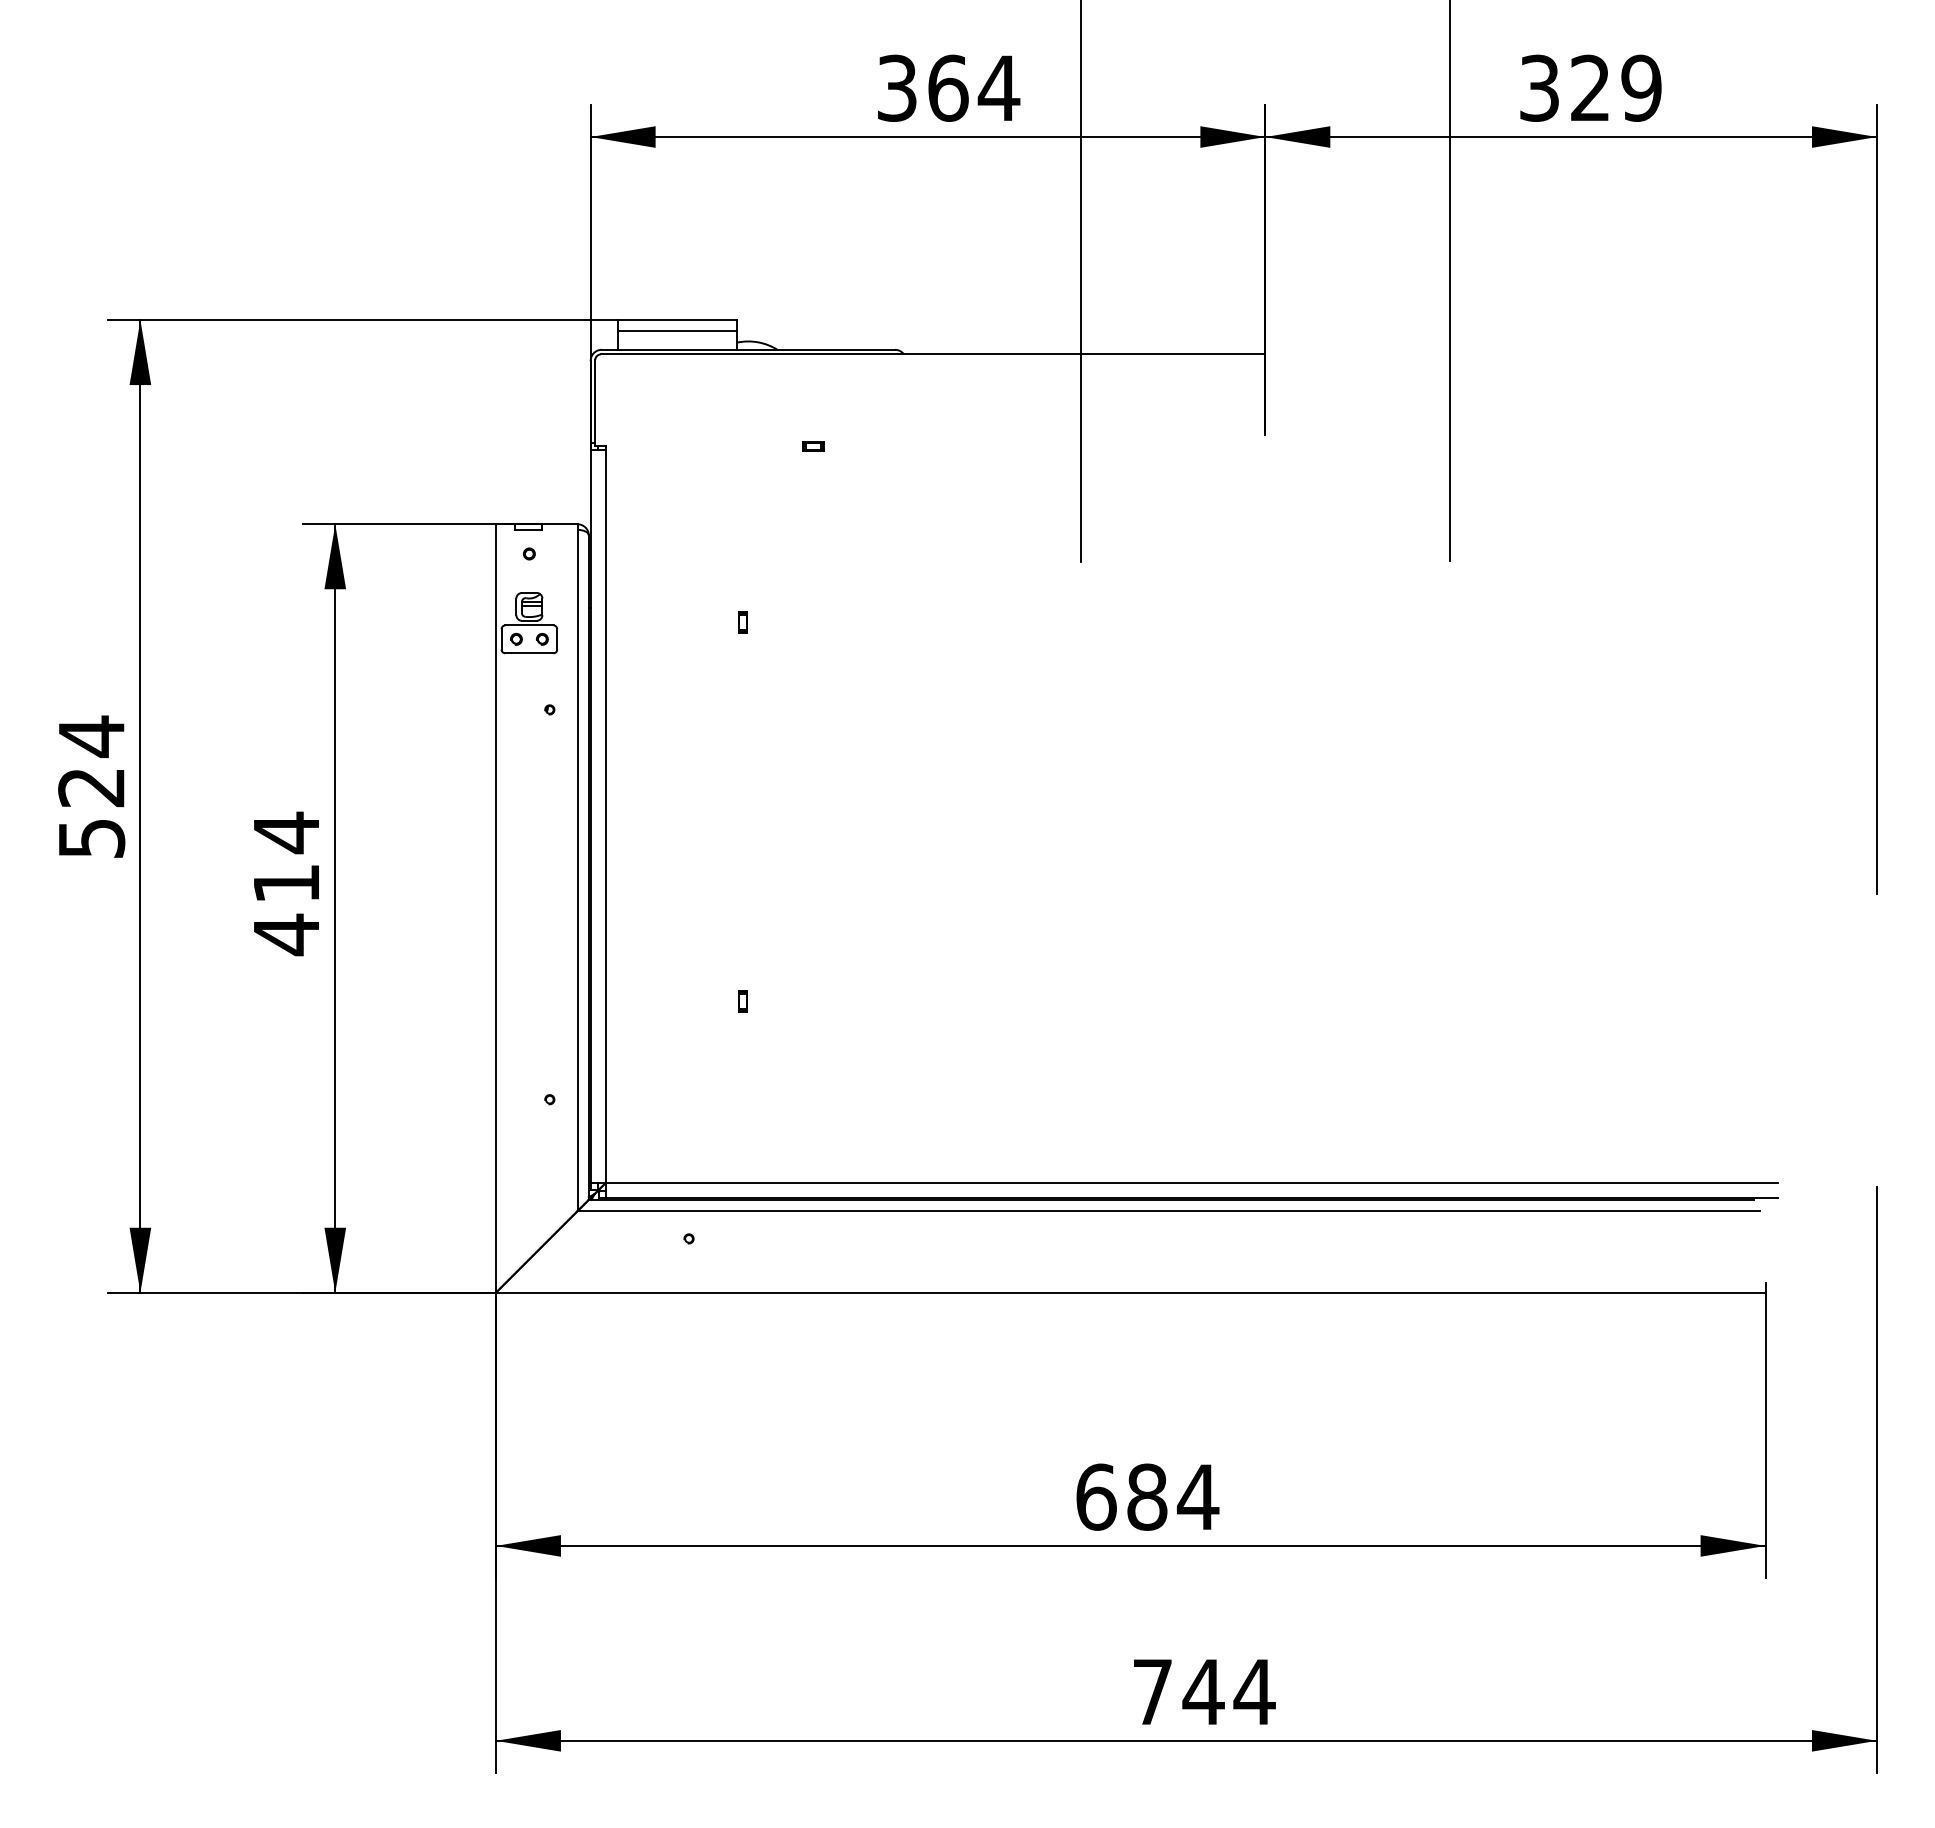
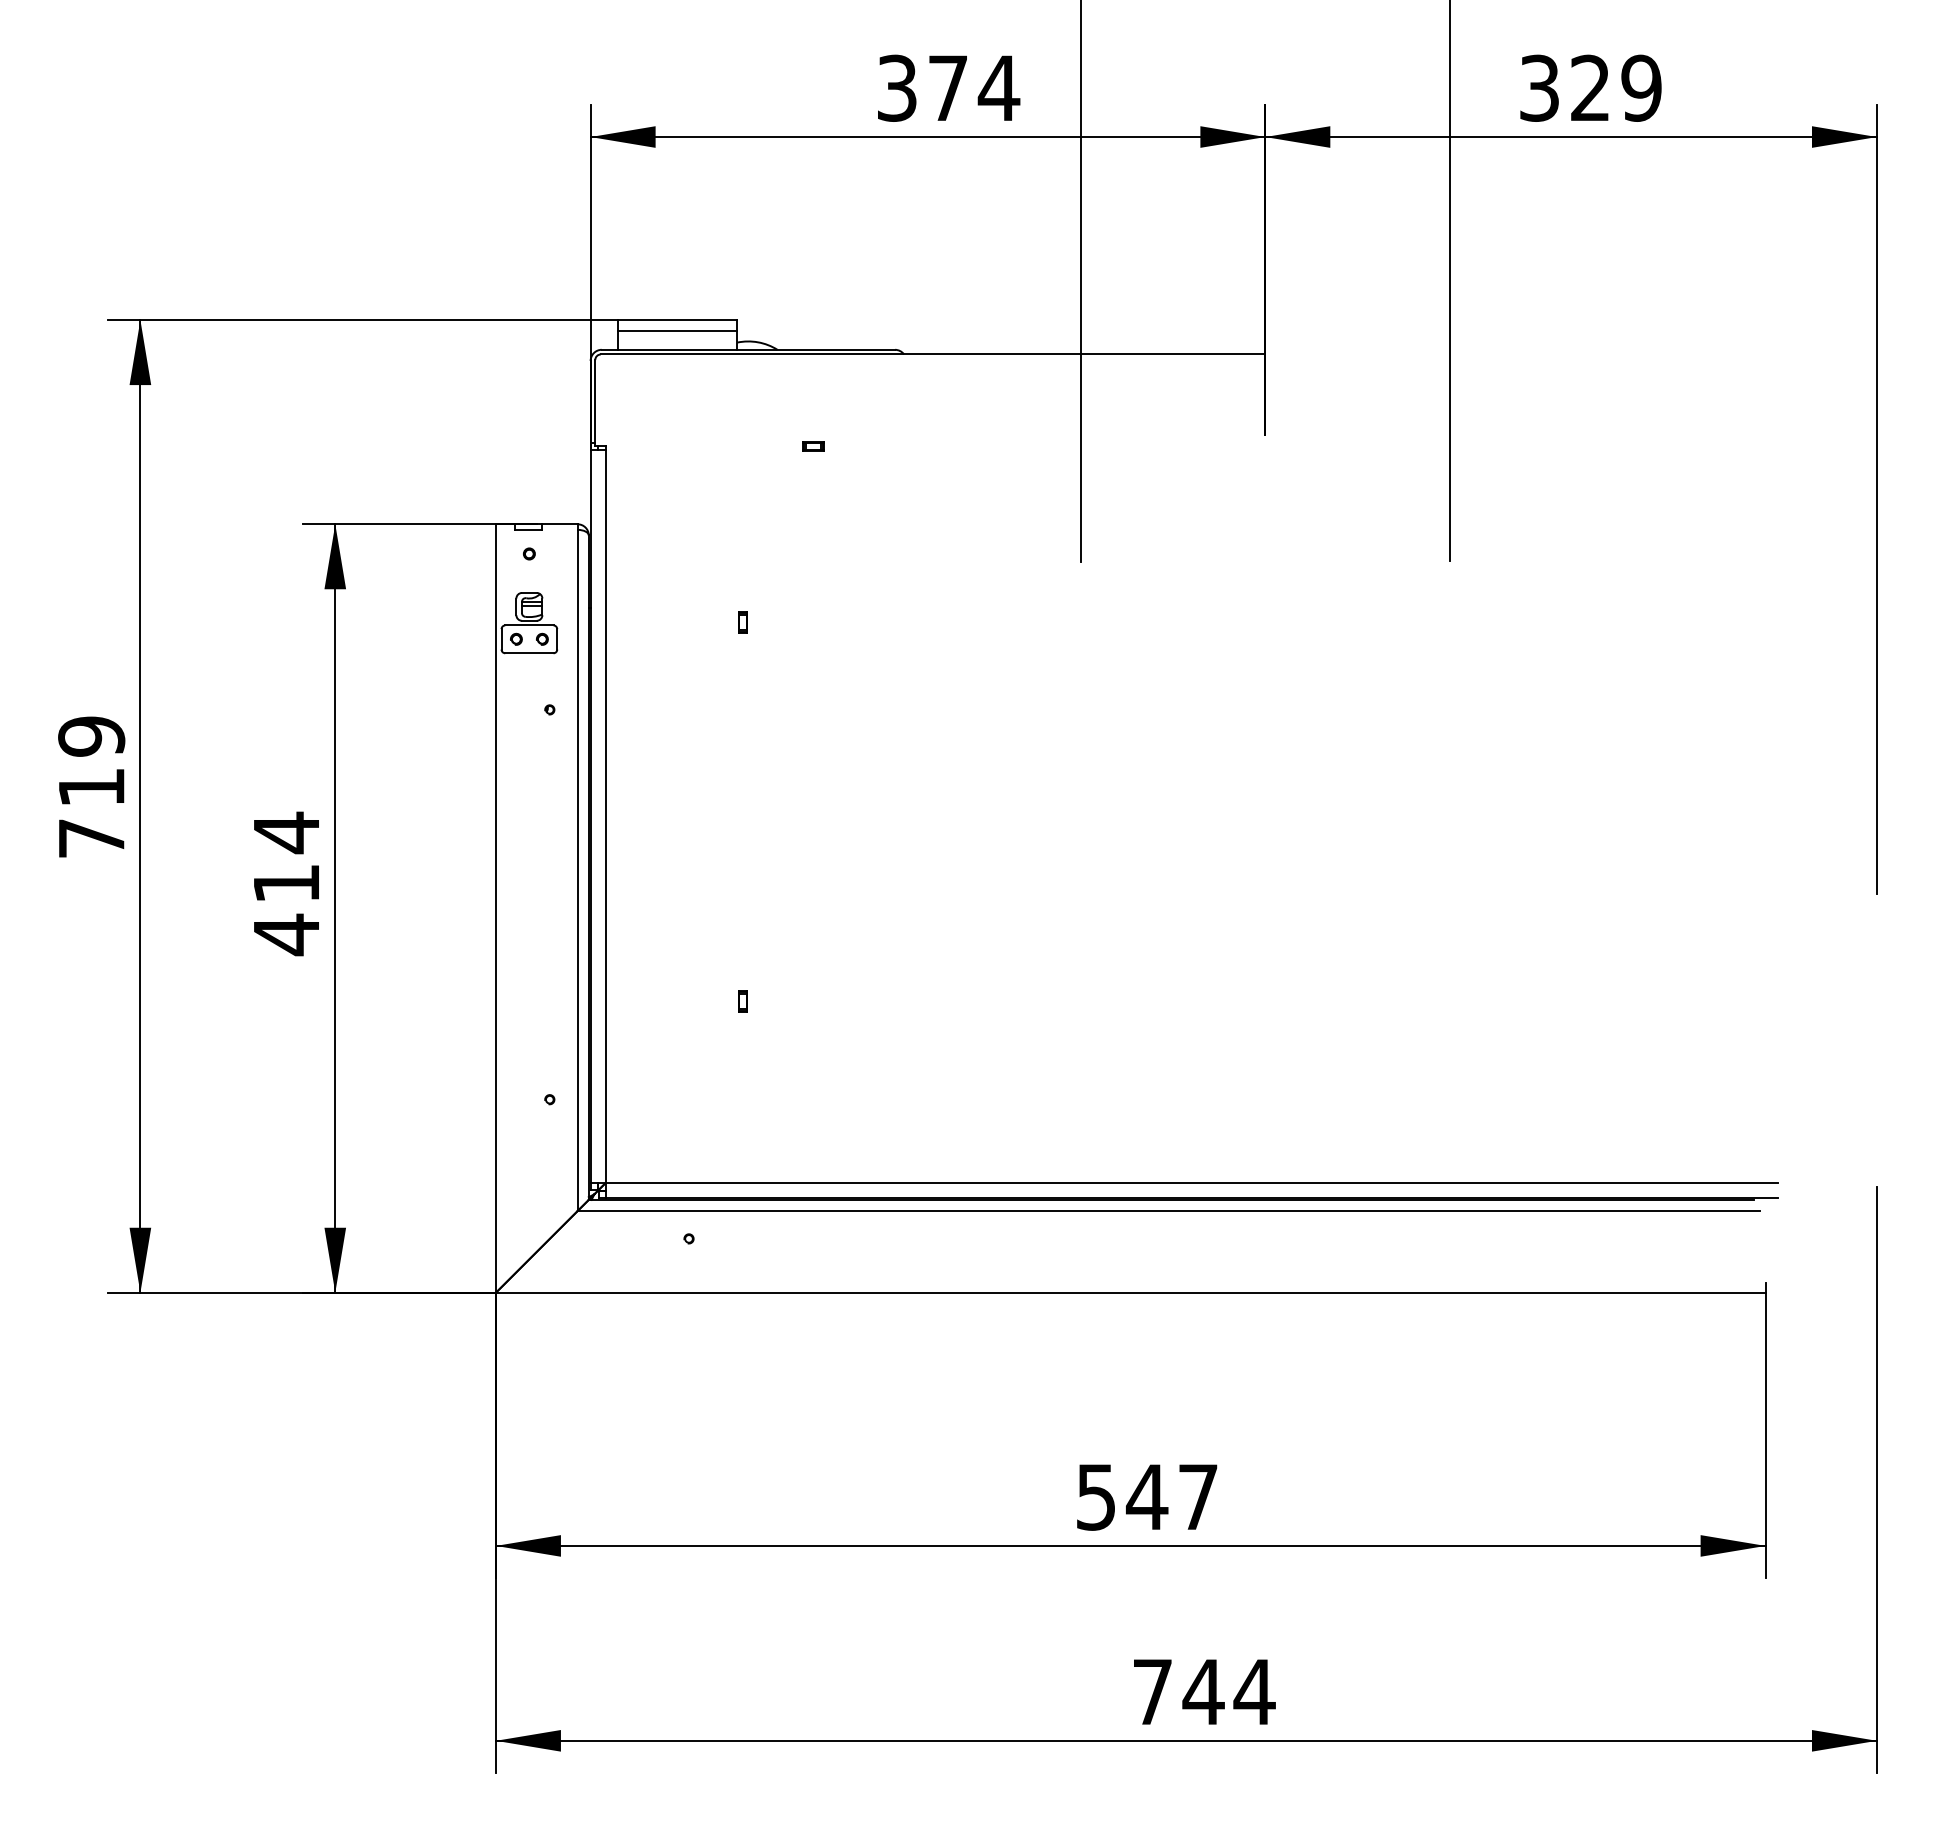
text: 364 -> 374 (948, 87)
text: 524 -> 719 (91, 786)
text: 684 -> 547 (1147, 1496)
